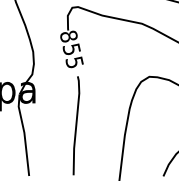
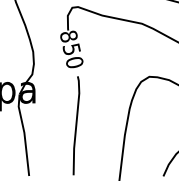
text: 855 -> 850 (74, 62)
